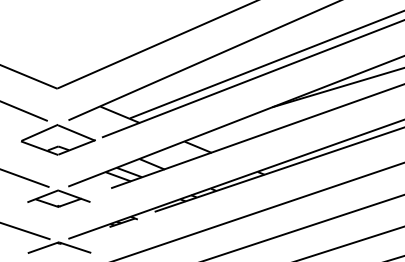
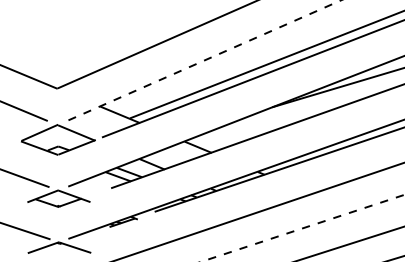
line: solid -> dashed (205, 60)
line: solid -> dashed (303, 228)
